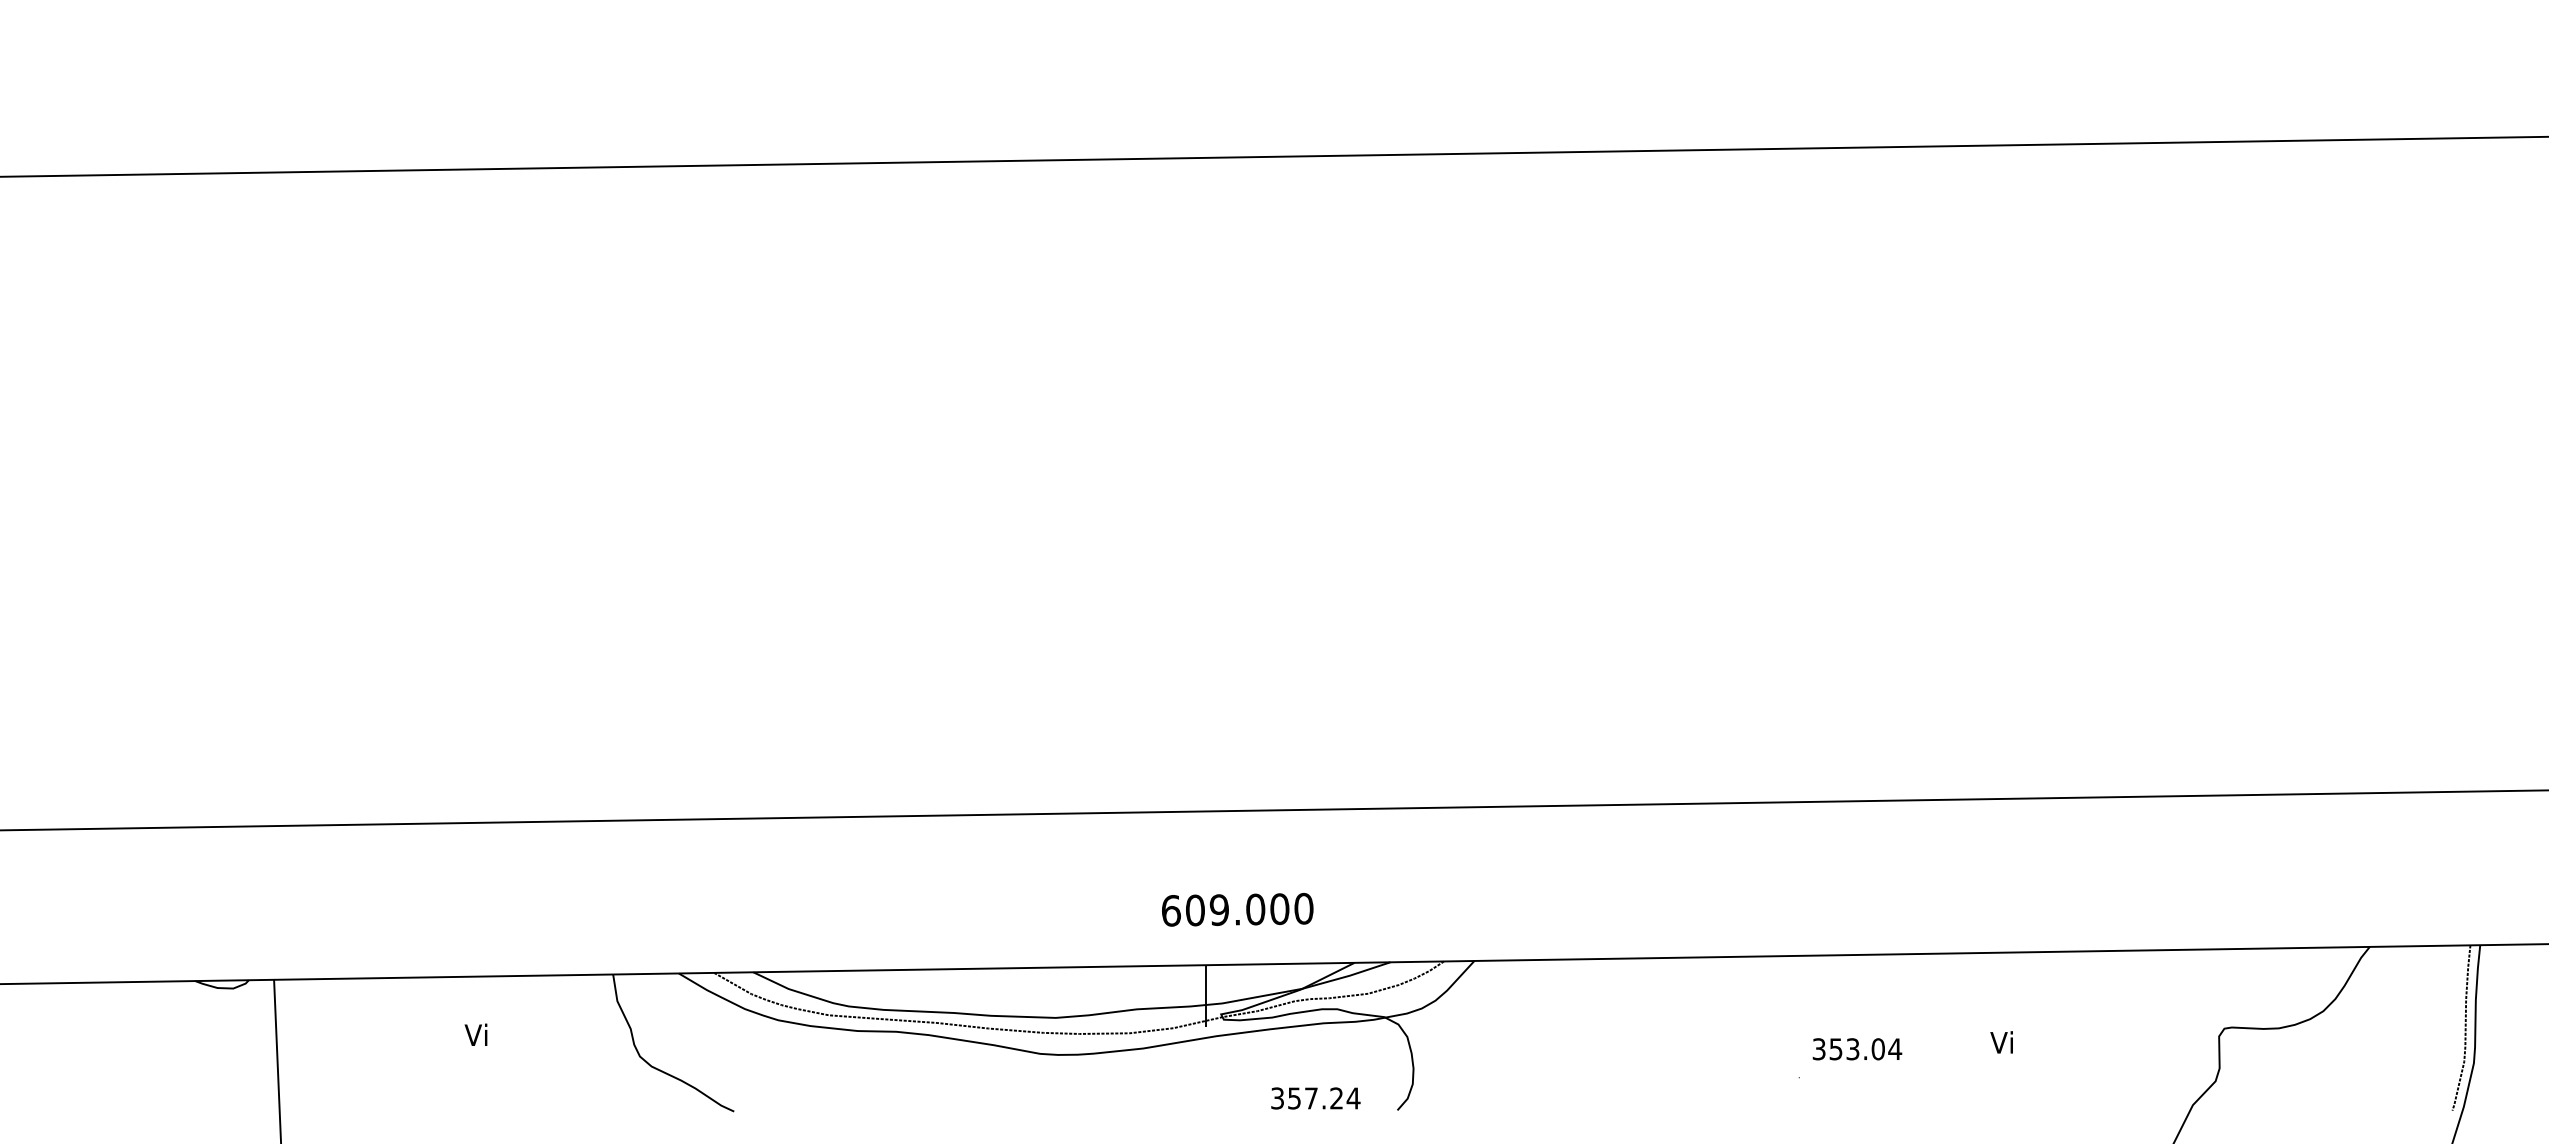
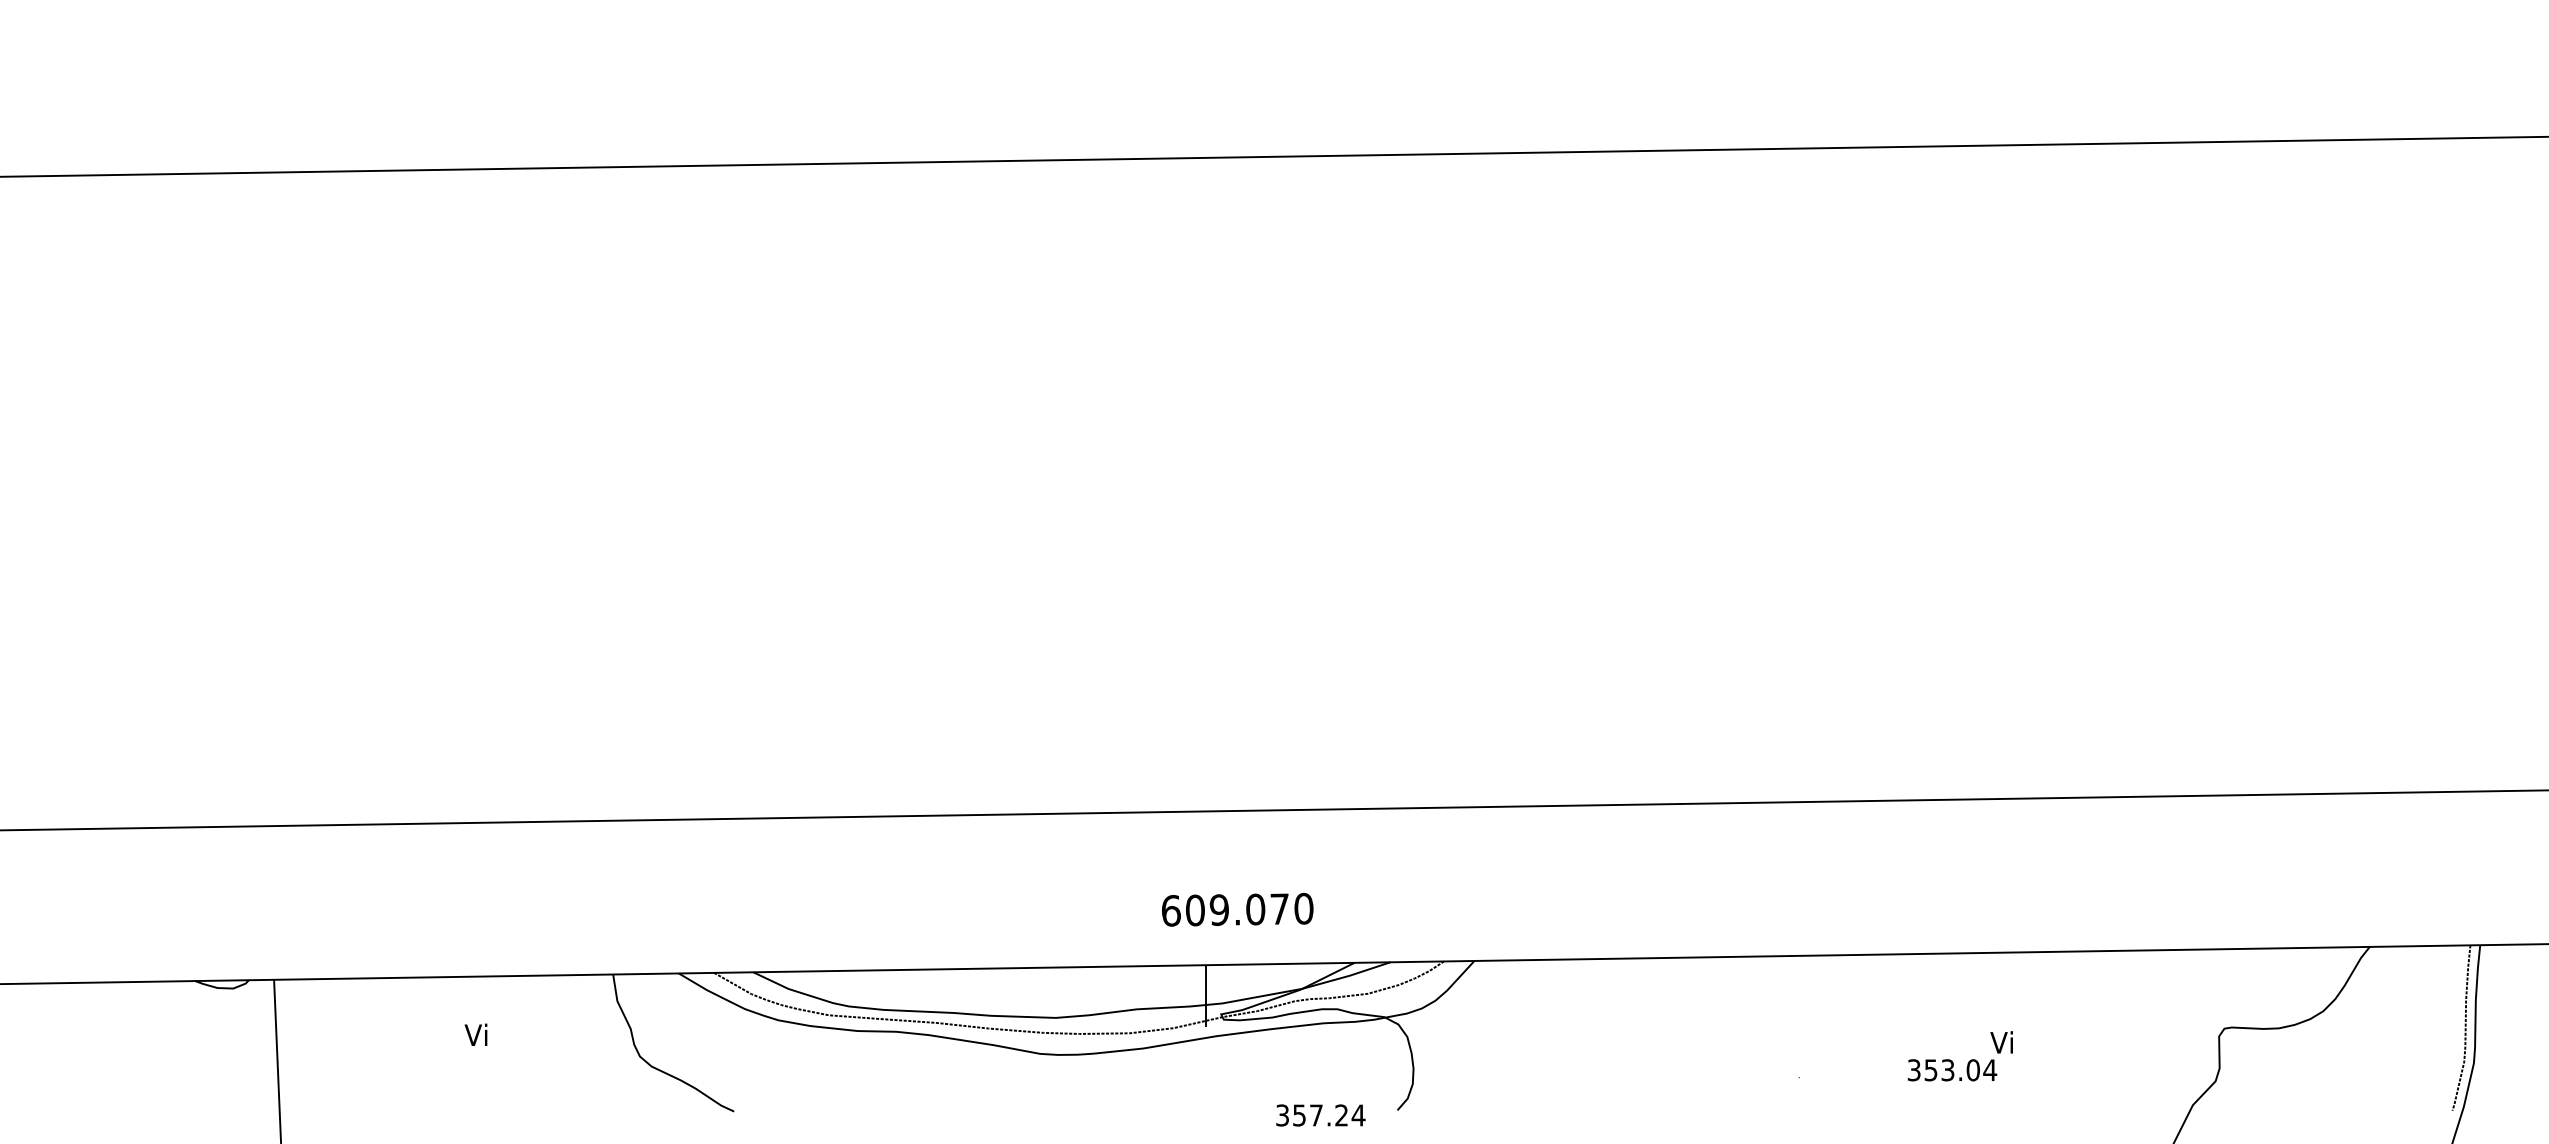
text: 609.000 -> 609.070 (1279, 909)
text position: (1857, 1049) -> (1952, 1070) (1952, 1070)
text position: (1315, 1098) -> (1320, 1115) (1320, 1115)
